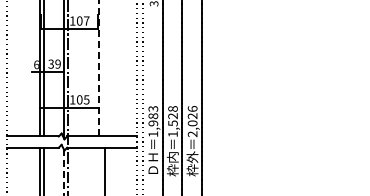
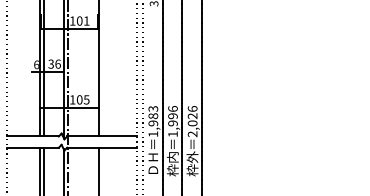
text: 107 -> 101 (86, 20)
text: 39 -> 36 (57, 63)
line: dashed -> solid (99, 67)
text: 1,528 -> 1,996 (172, 116)
line position: (105, 169) -> (99, 169) (99, 169)
line: dashed -> solid (63, 172)
